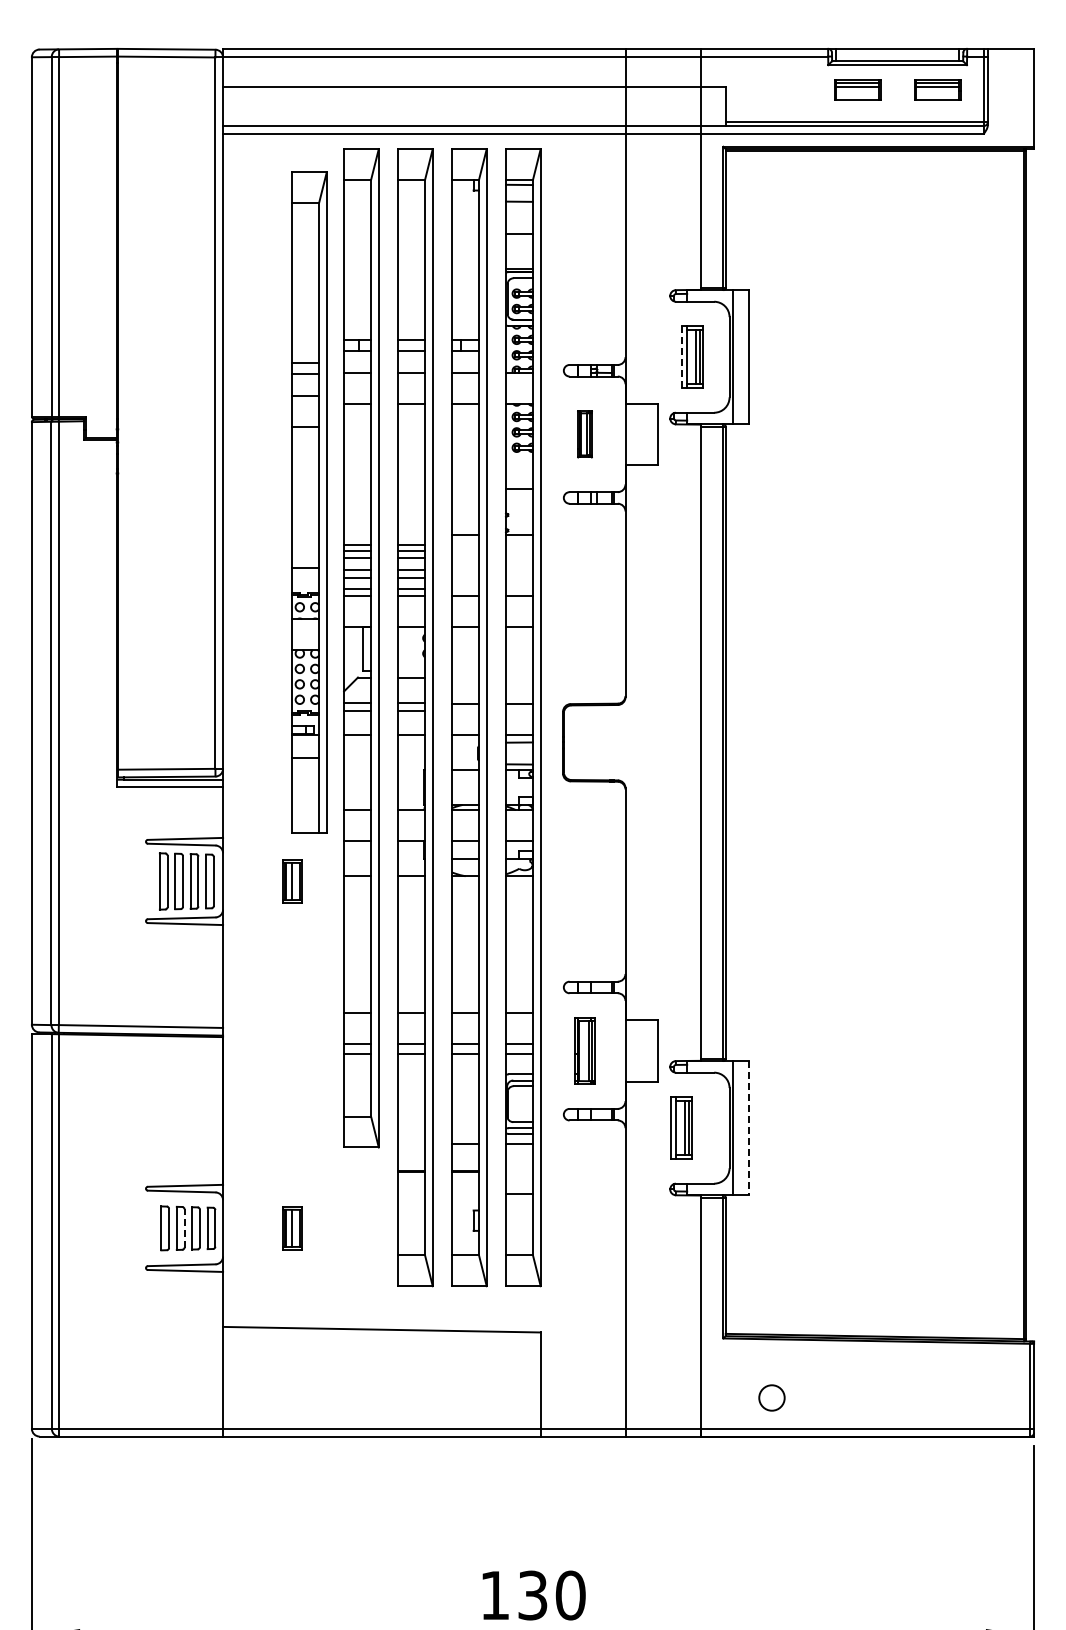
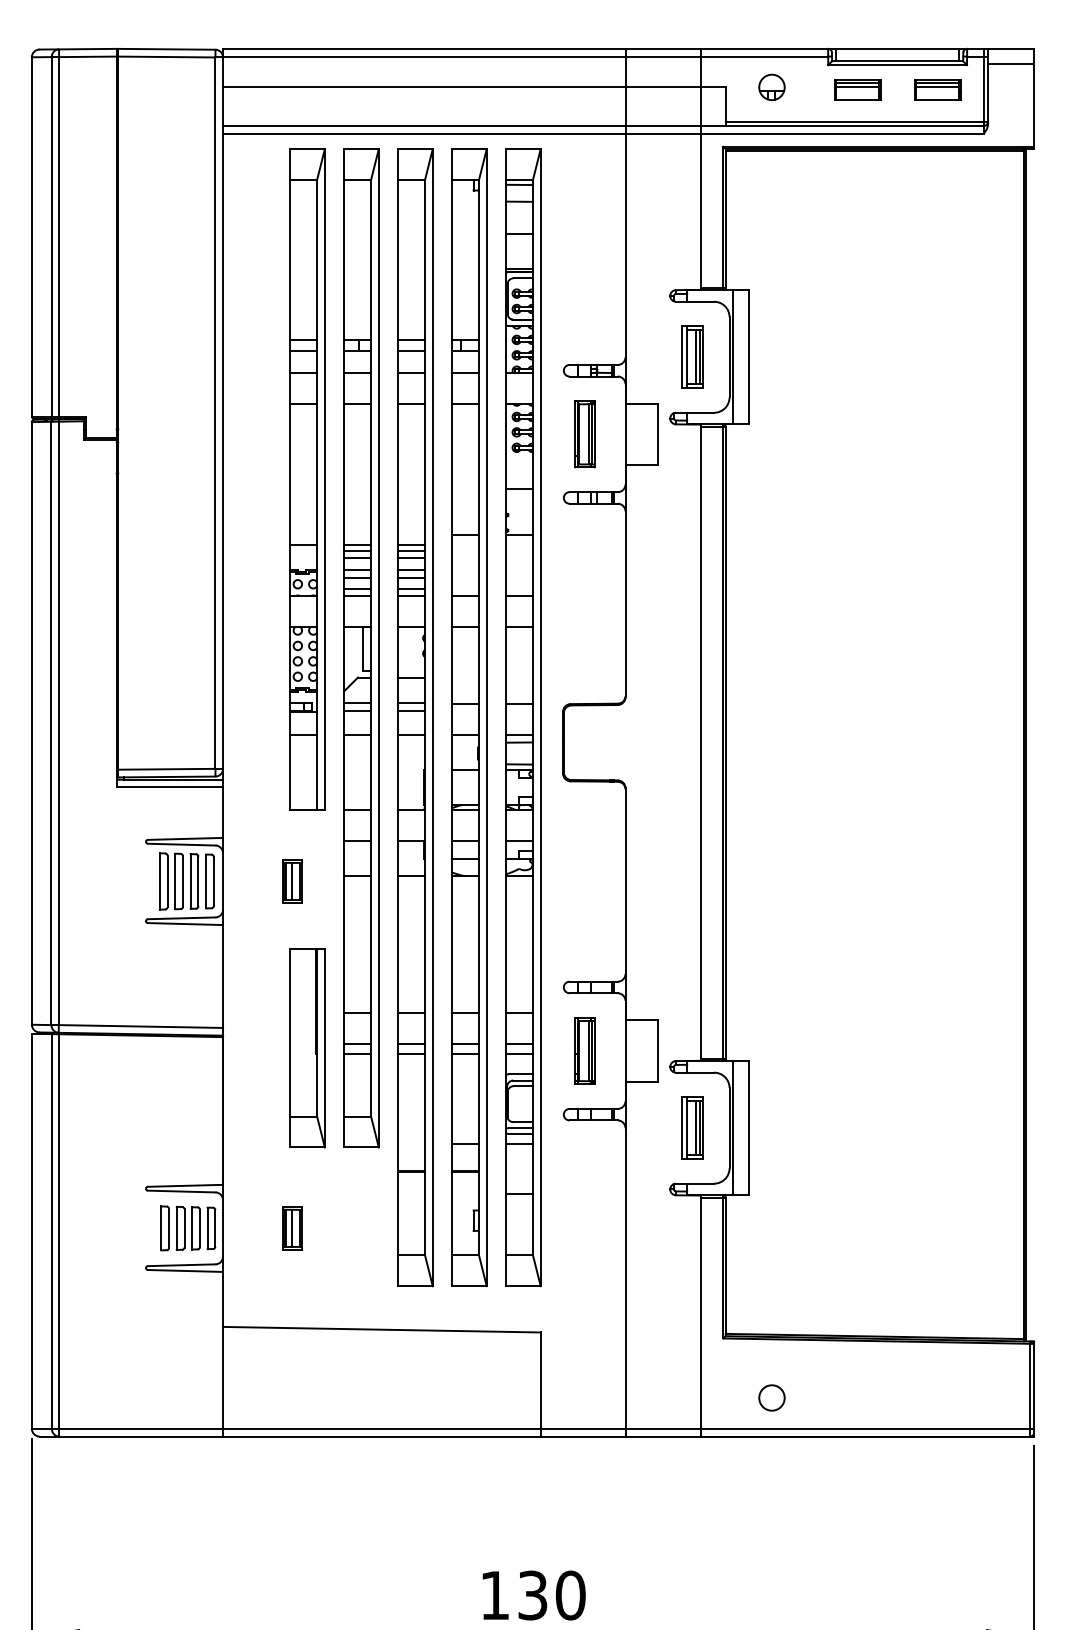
line: none -> present (1010, 64)
part: none -> present (771, 86)
line: dashed -> solid (681, 357)
part size: 16x49 px -> 22x69 px (584, 434)
part position: (309, 502) -> (307, 479) (307, 479)
part: none -> present (307, 1048)
part position: (681, 1127) -> (692, 1127) (692, 1127)
line: dashed -> solid (748, 1128)
line: dashed -> solid (184, 1227)
